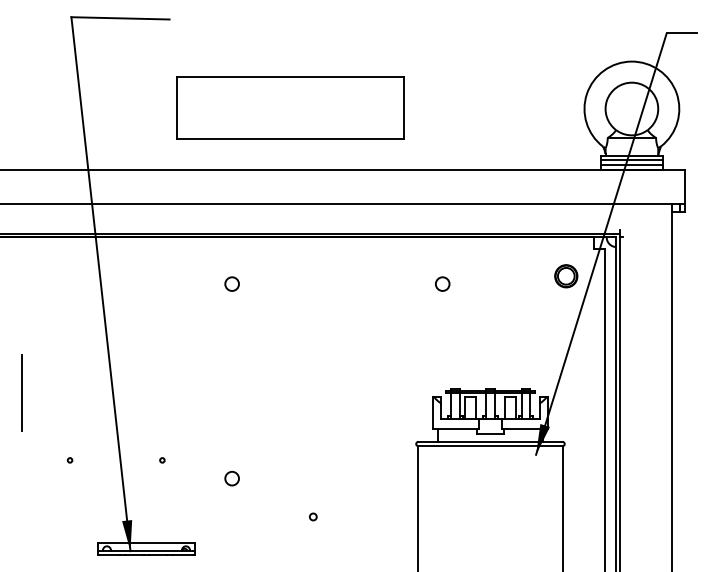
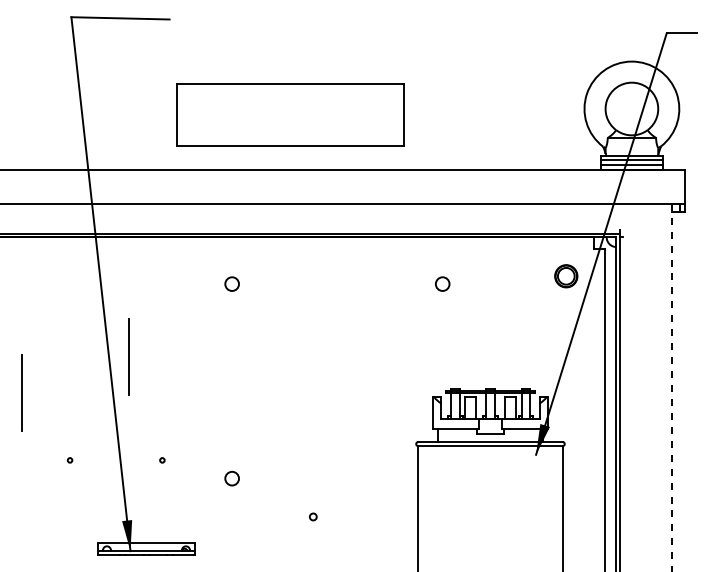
part position: (290, 107) -> (290, 114) (290, 114)
line: none -> present (128, 356)
line: solid -> dashed (672, 387)
